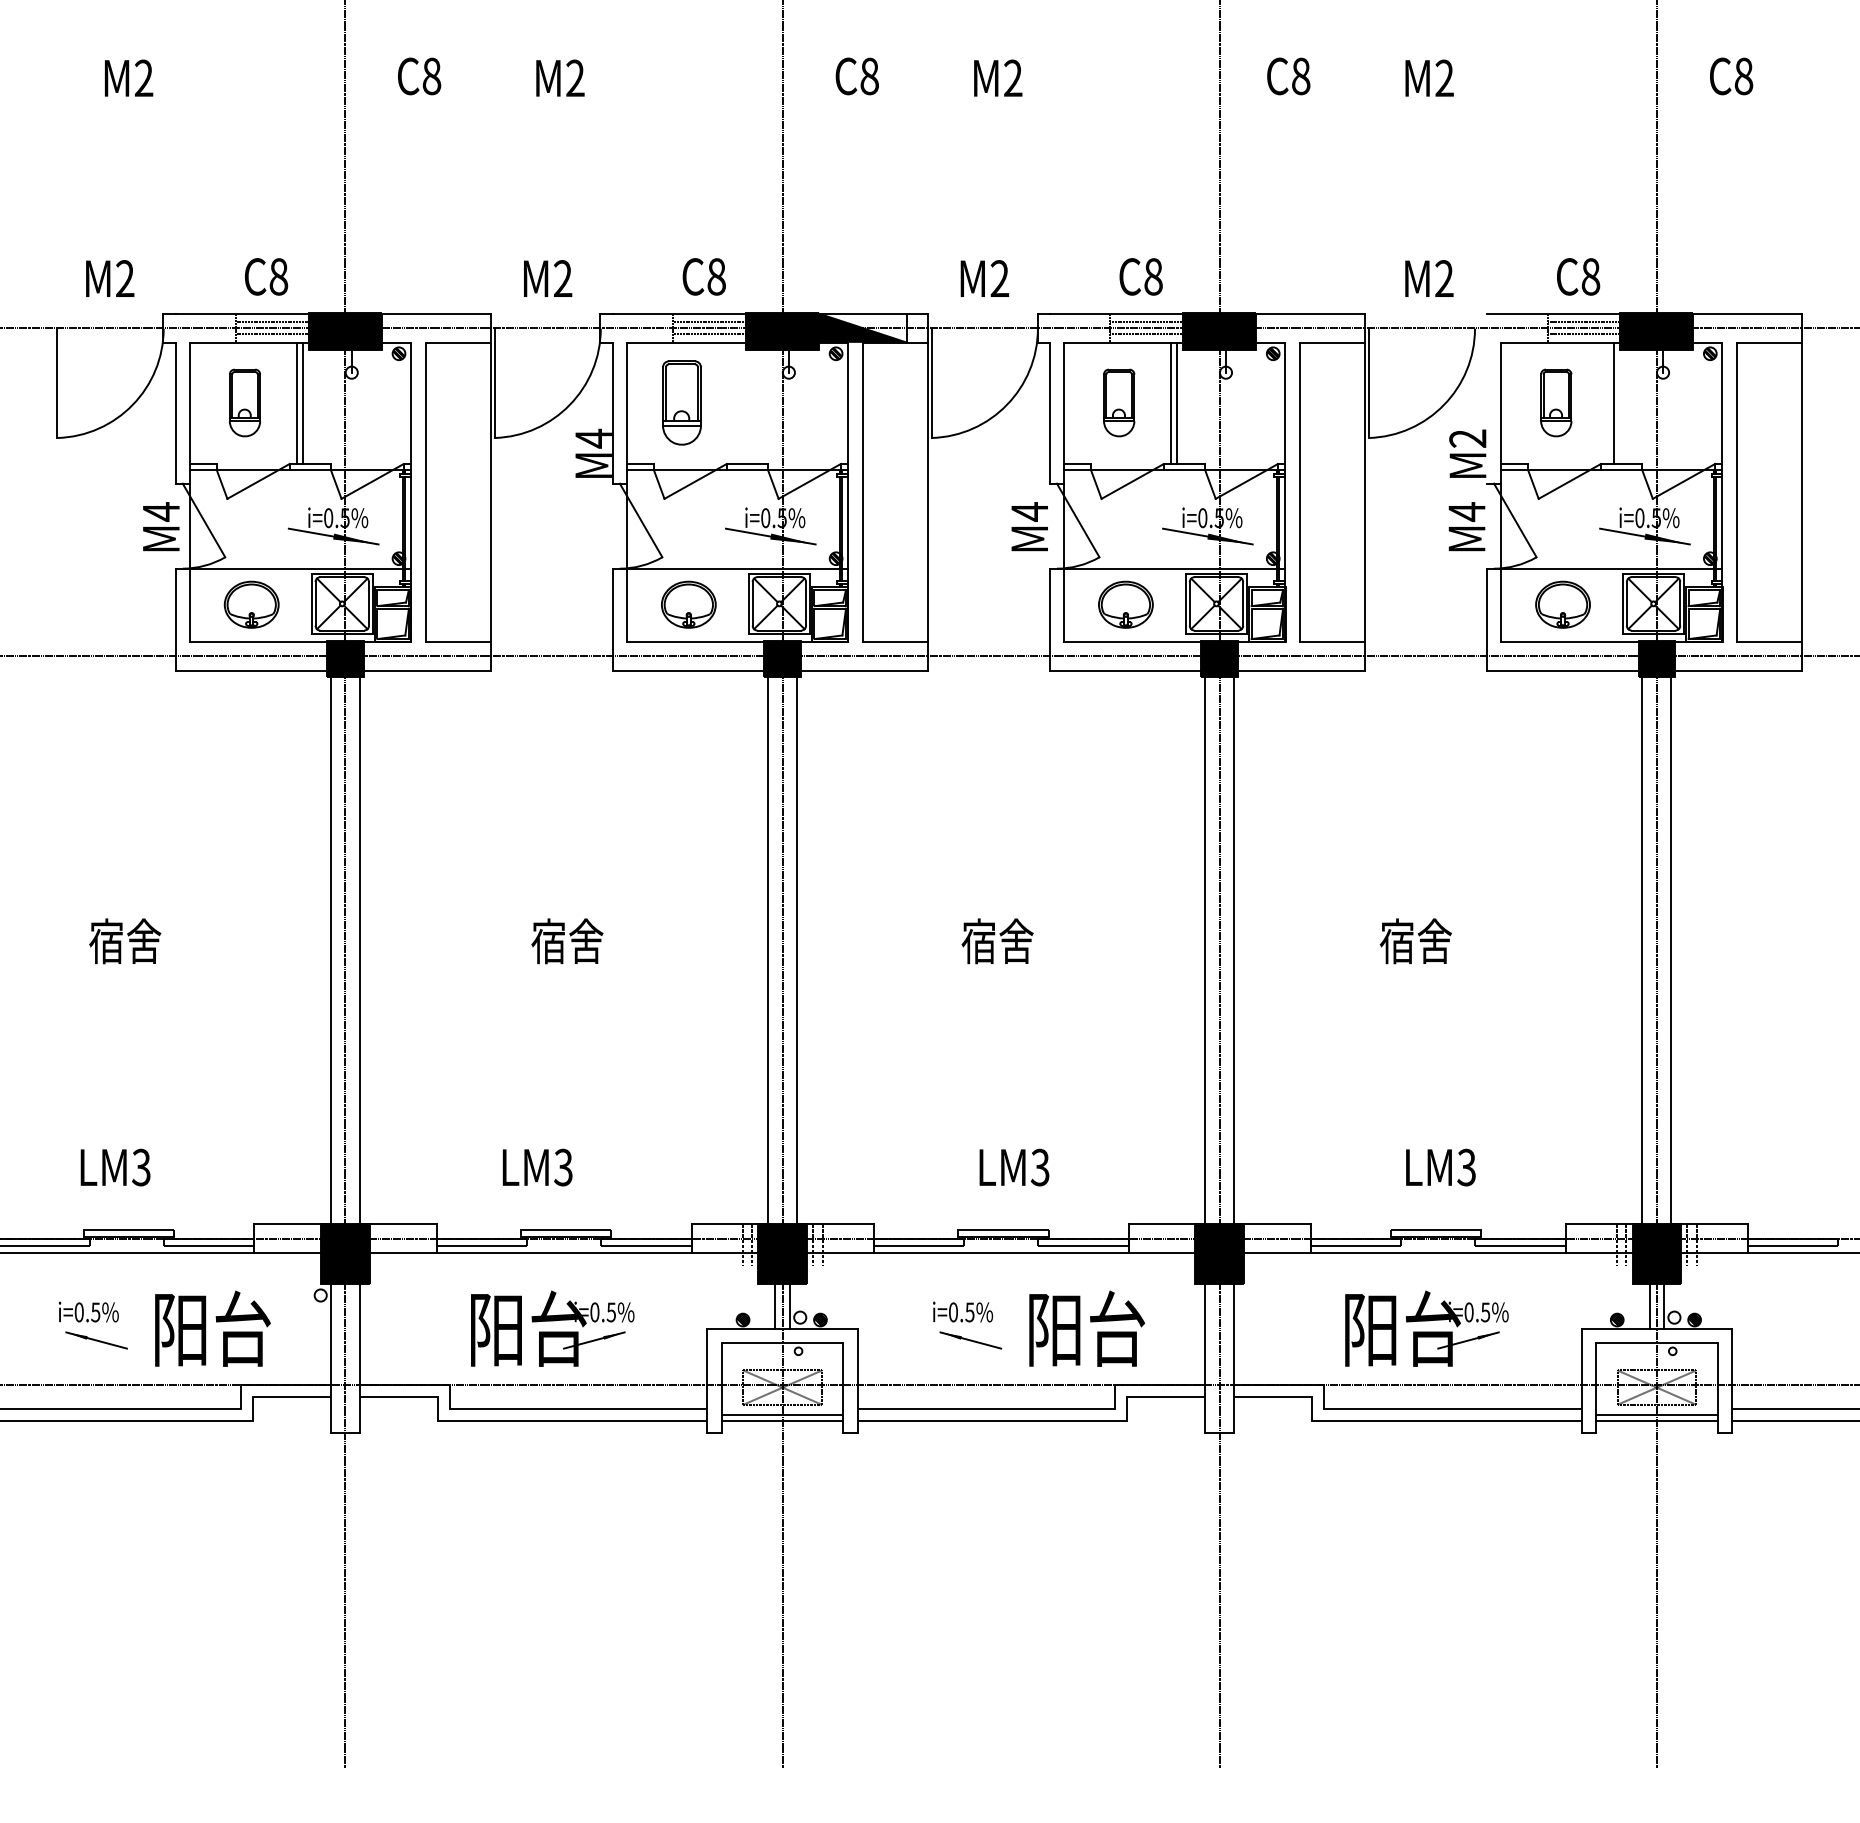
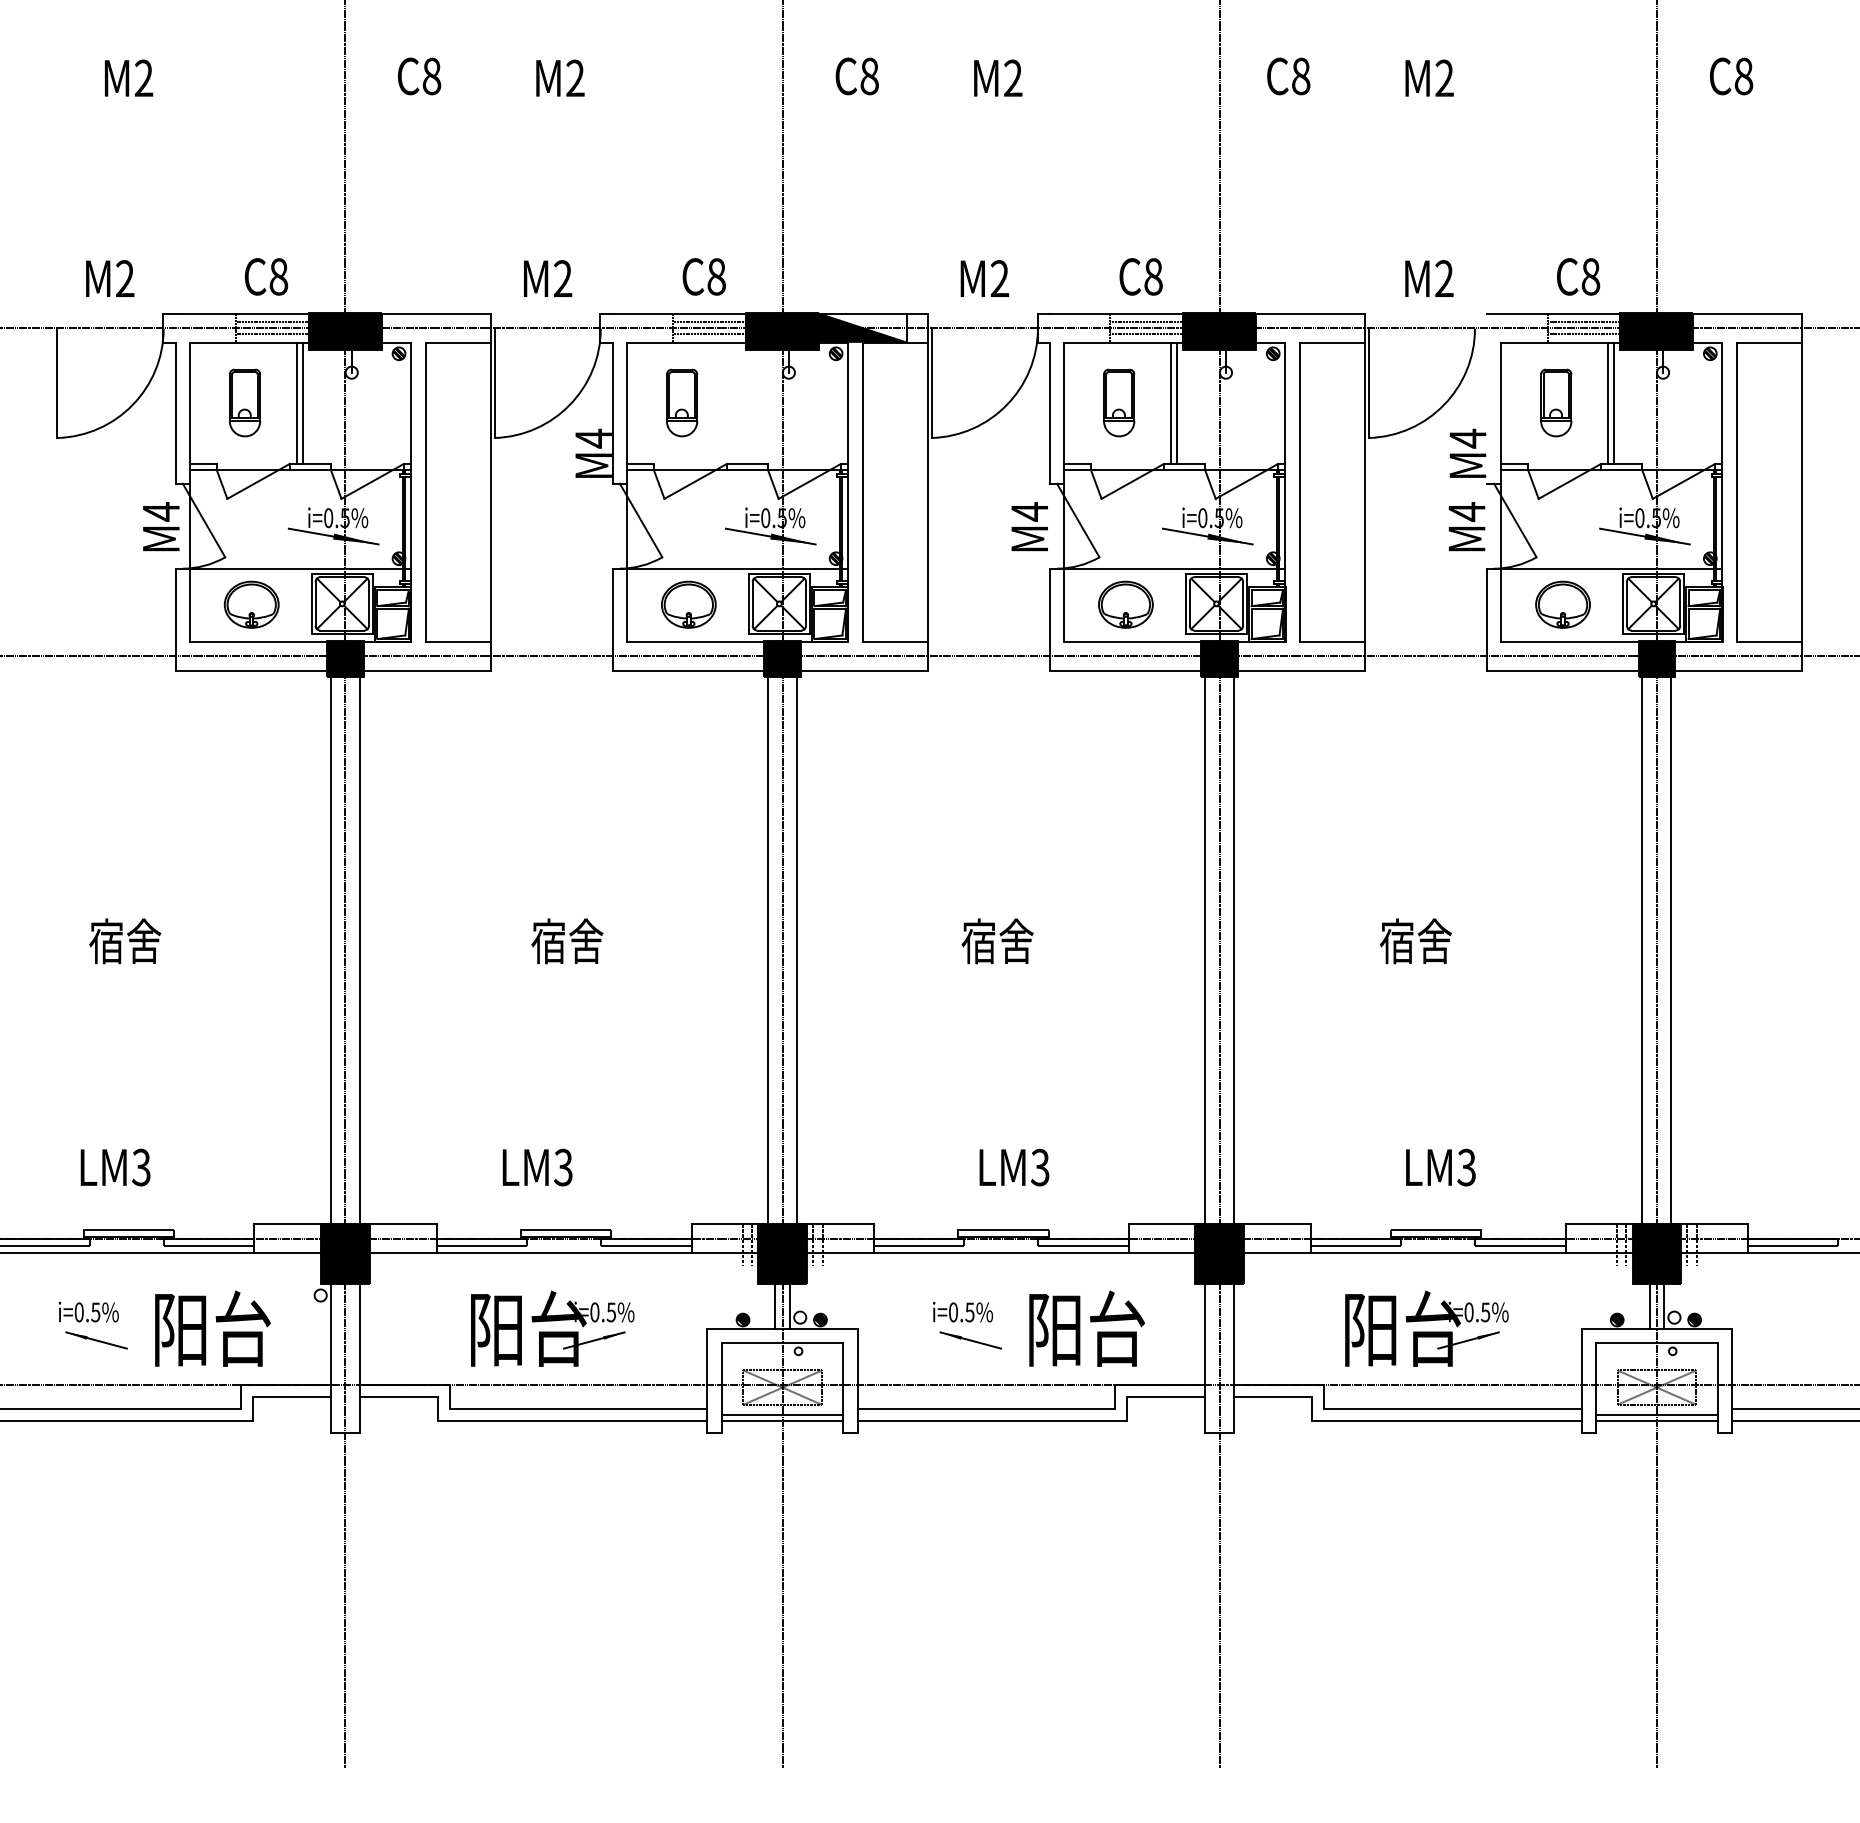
part size: 40x86 px -> 33x70 px (682, 402)
line: none -> present (1608, 403)
text: M2 -> M4 (1467, 438)
